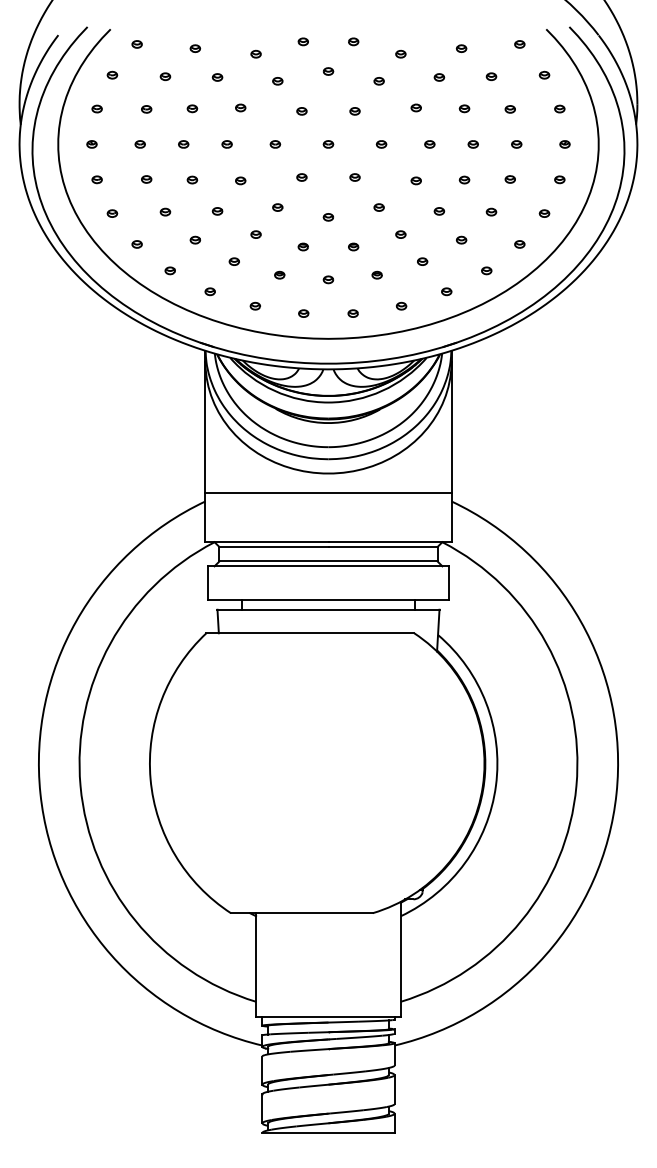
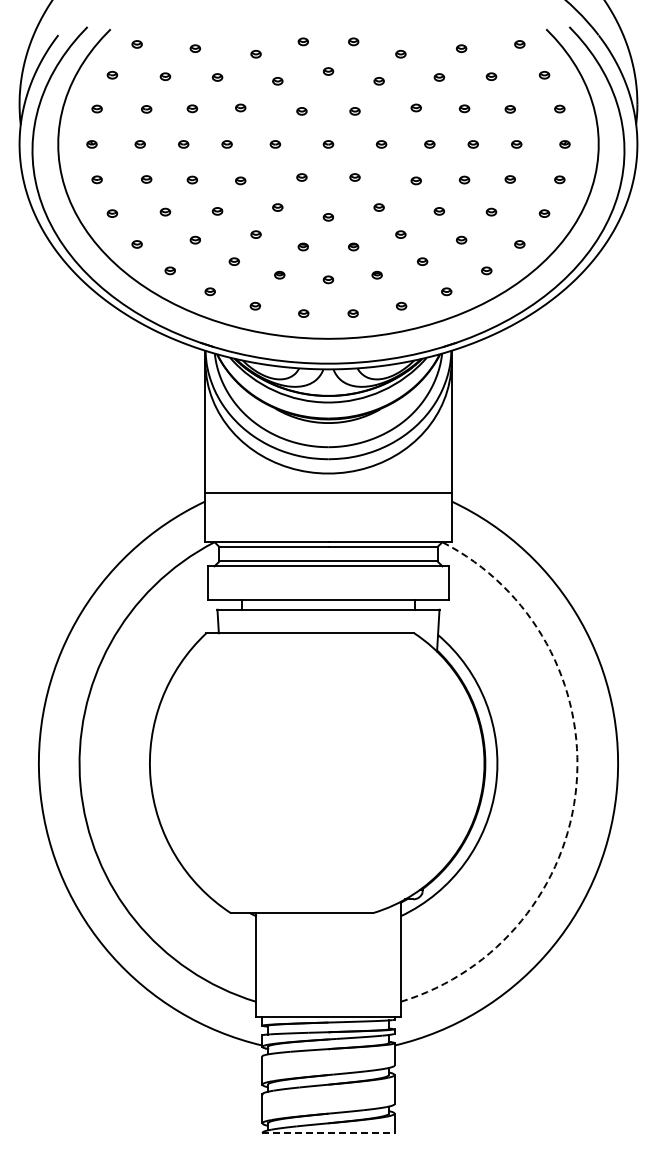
arc: solid -> dashed (576, 785)
line: solid -> dashed (328, 1132)
